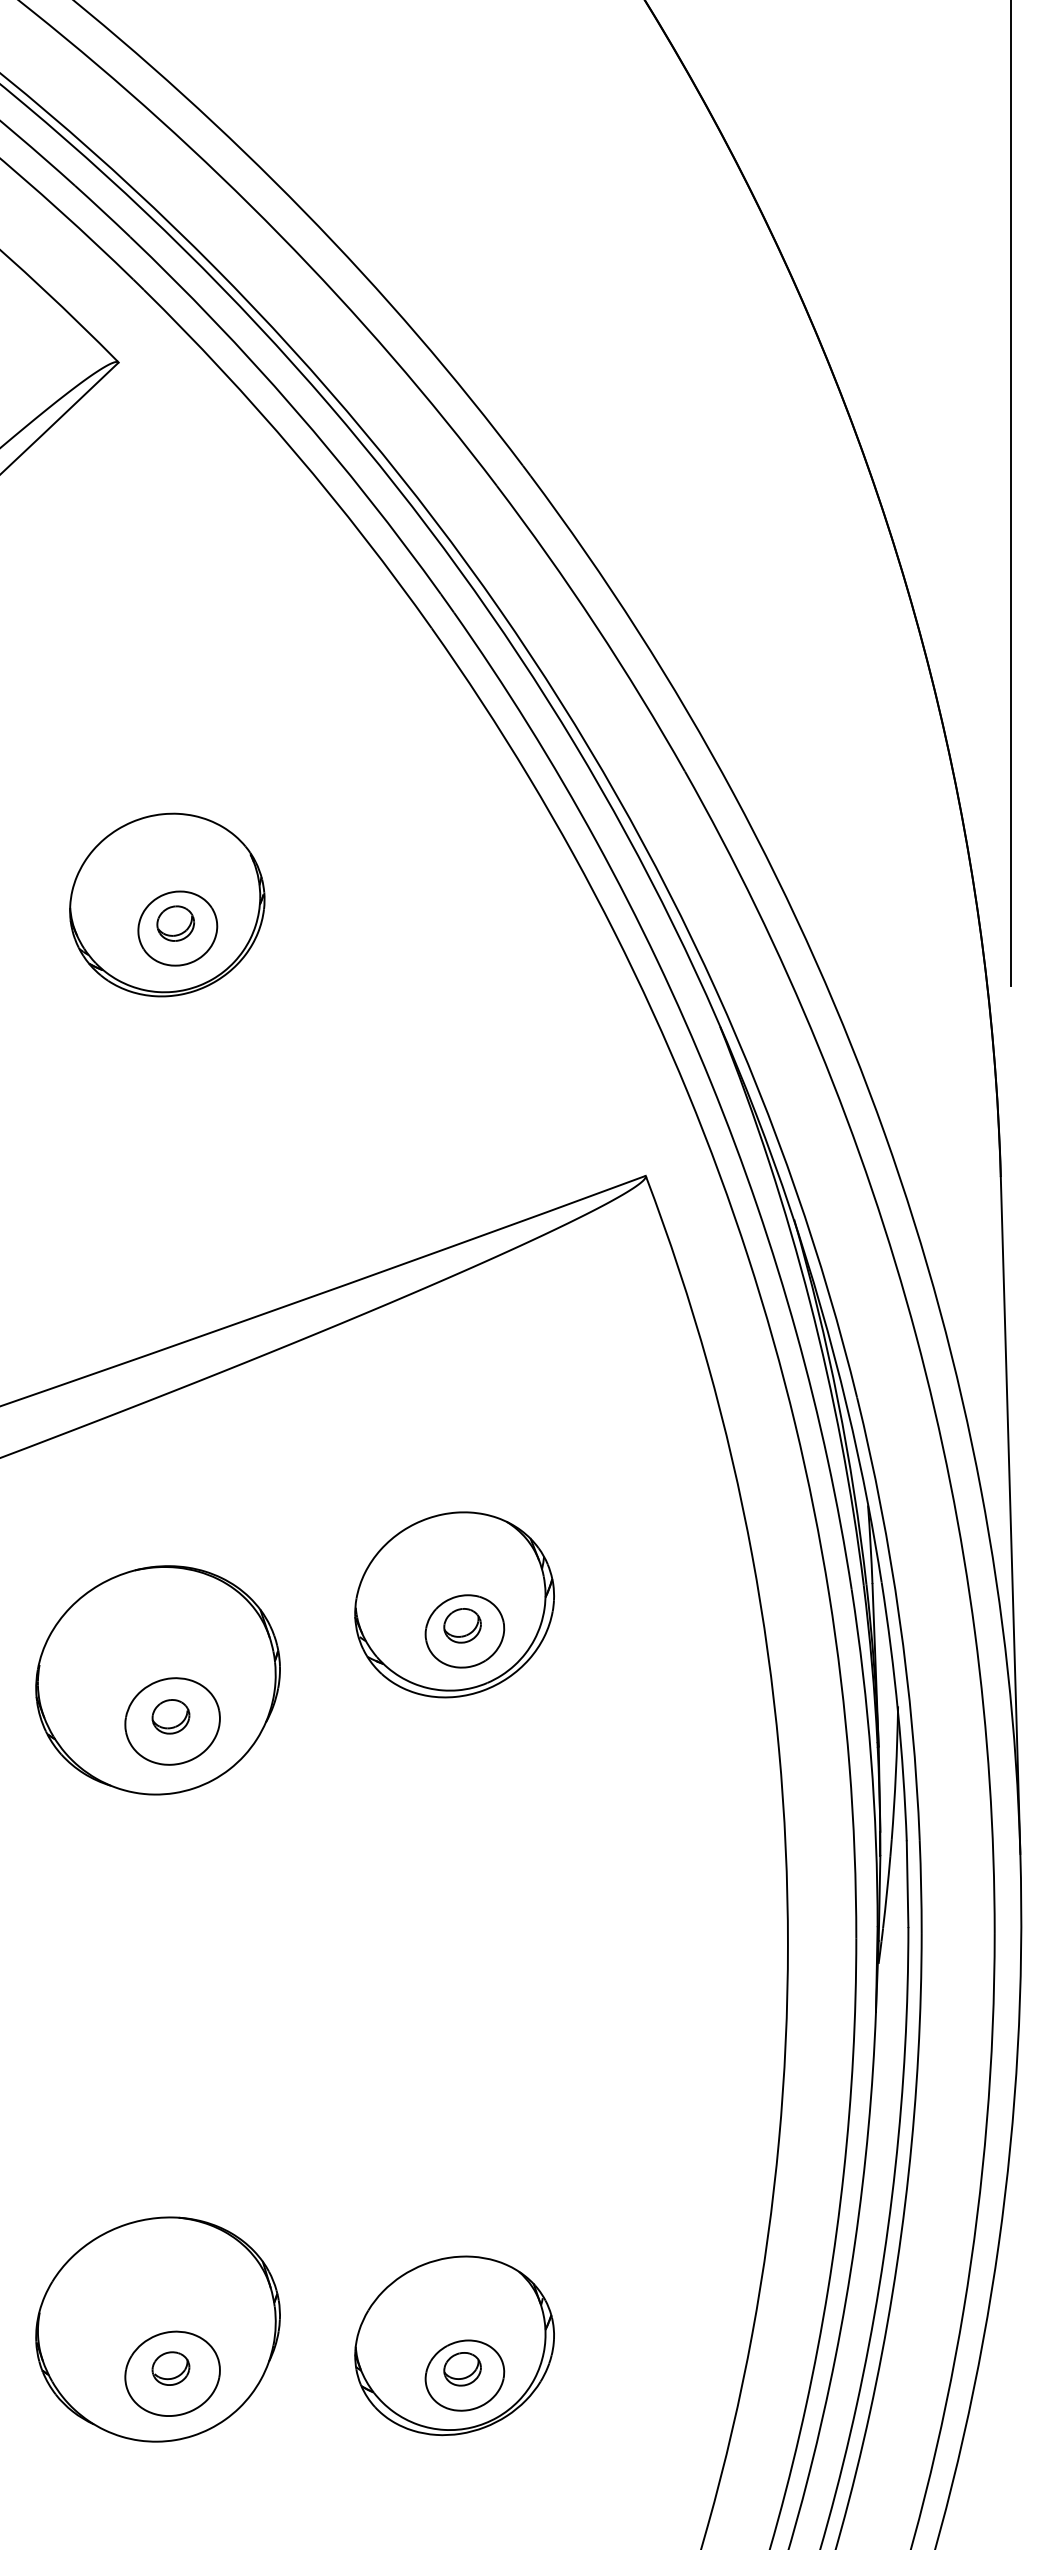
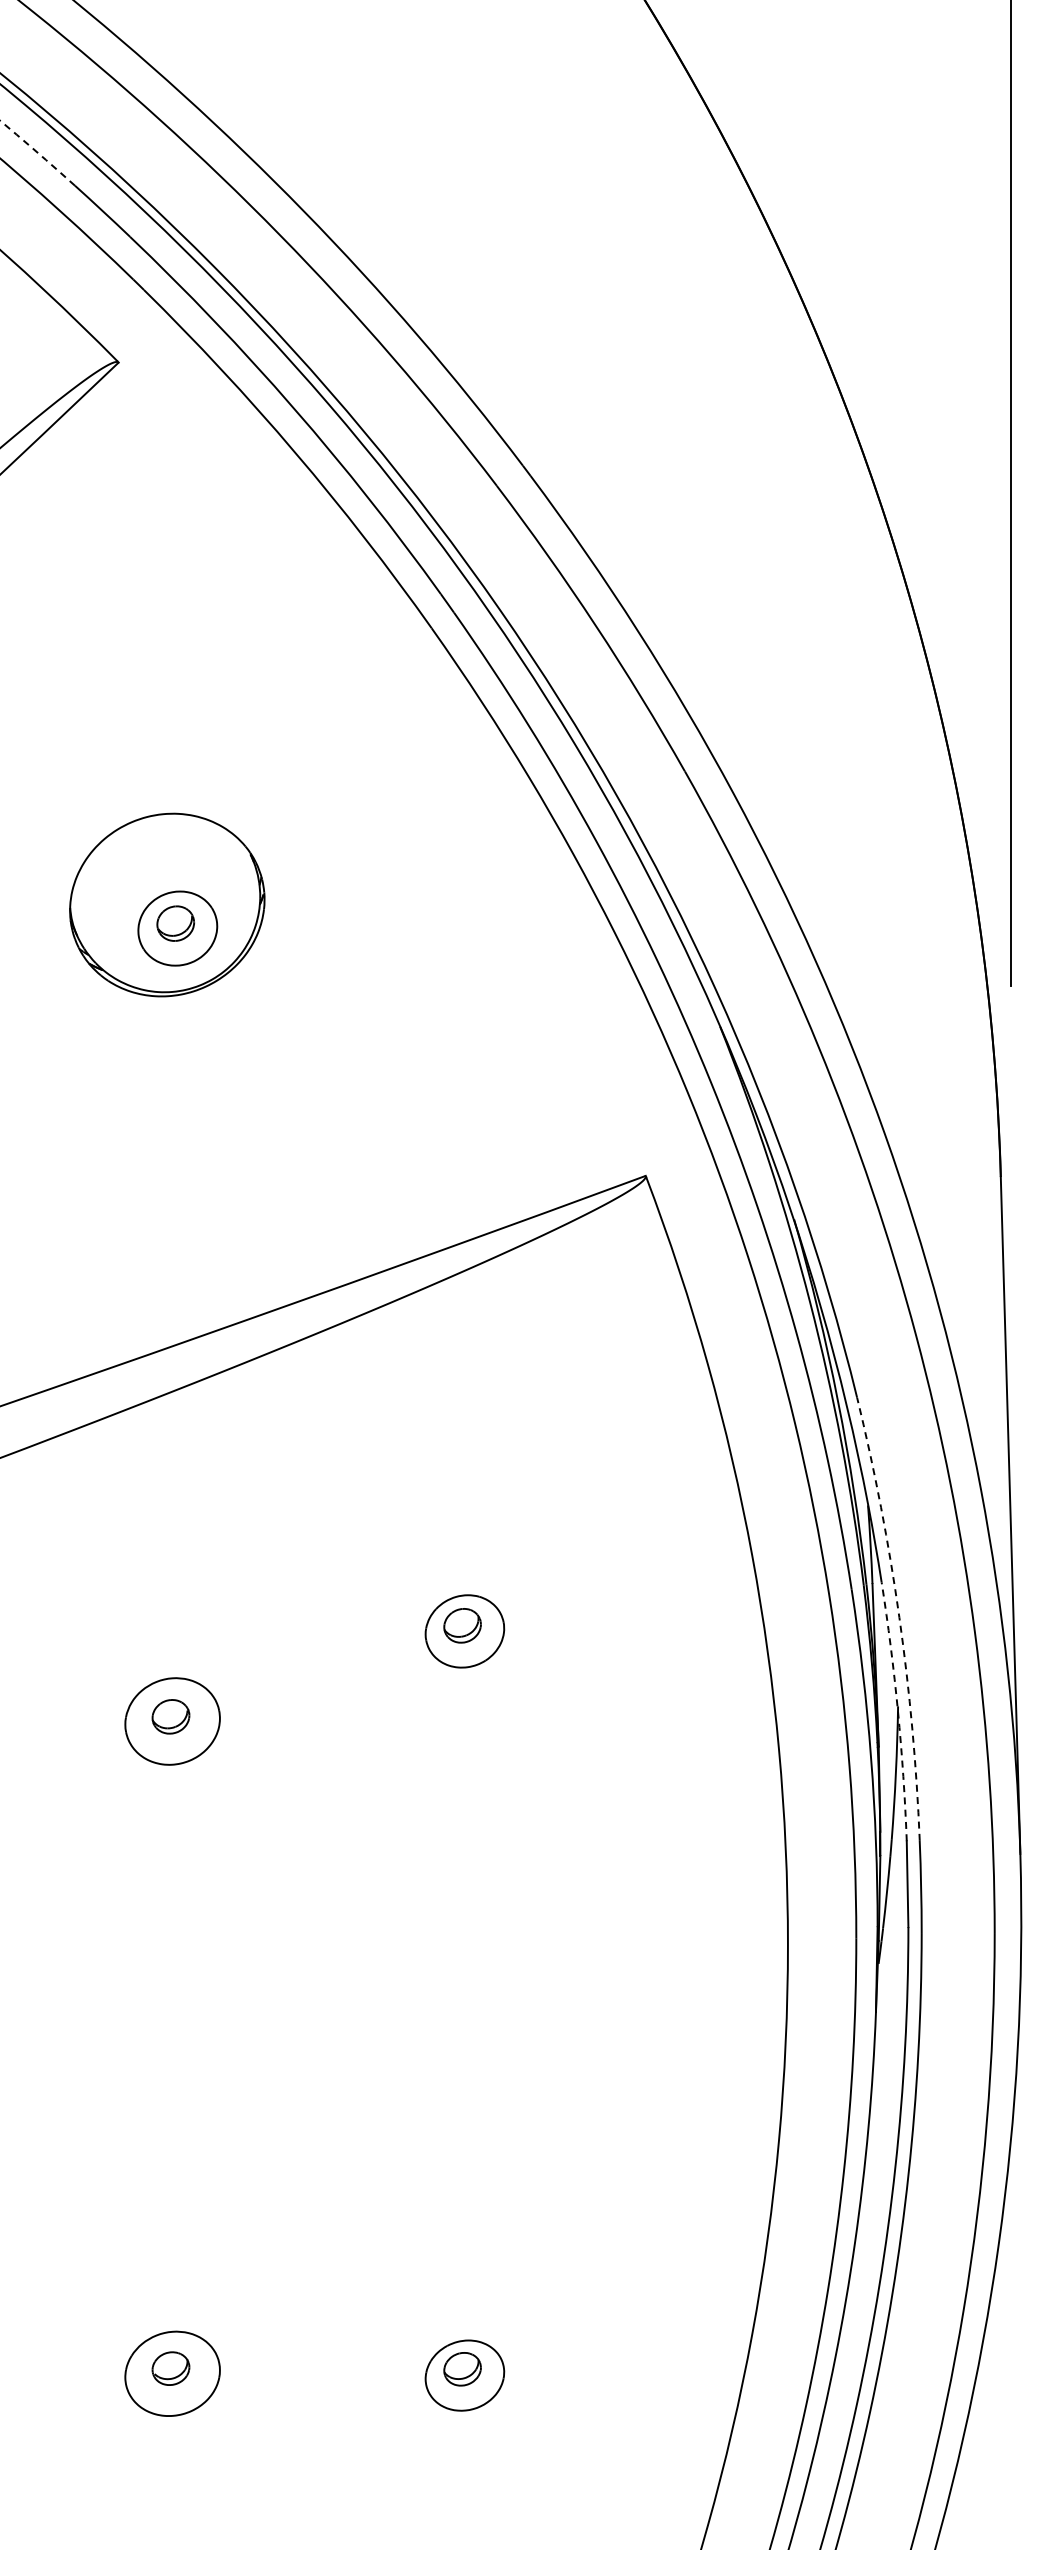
arc: solid -> dashed (37, 153)
part: present -> none (454, 1604)
arc: solid -> dashed (899, 1617)
part: present -> none (157, 1680)
arc: solid -> dashed (897, 1711)
part: present -> none (157, 2329)
part: present -> none (454, 2345)
